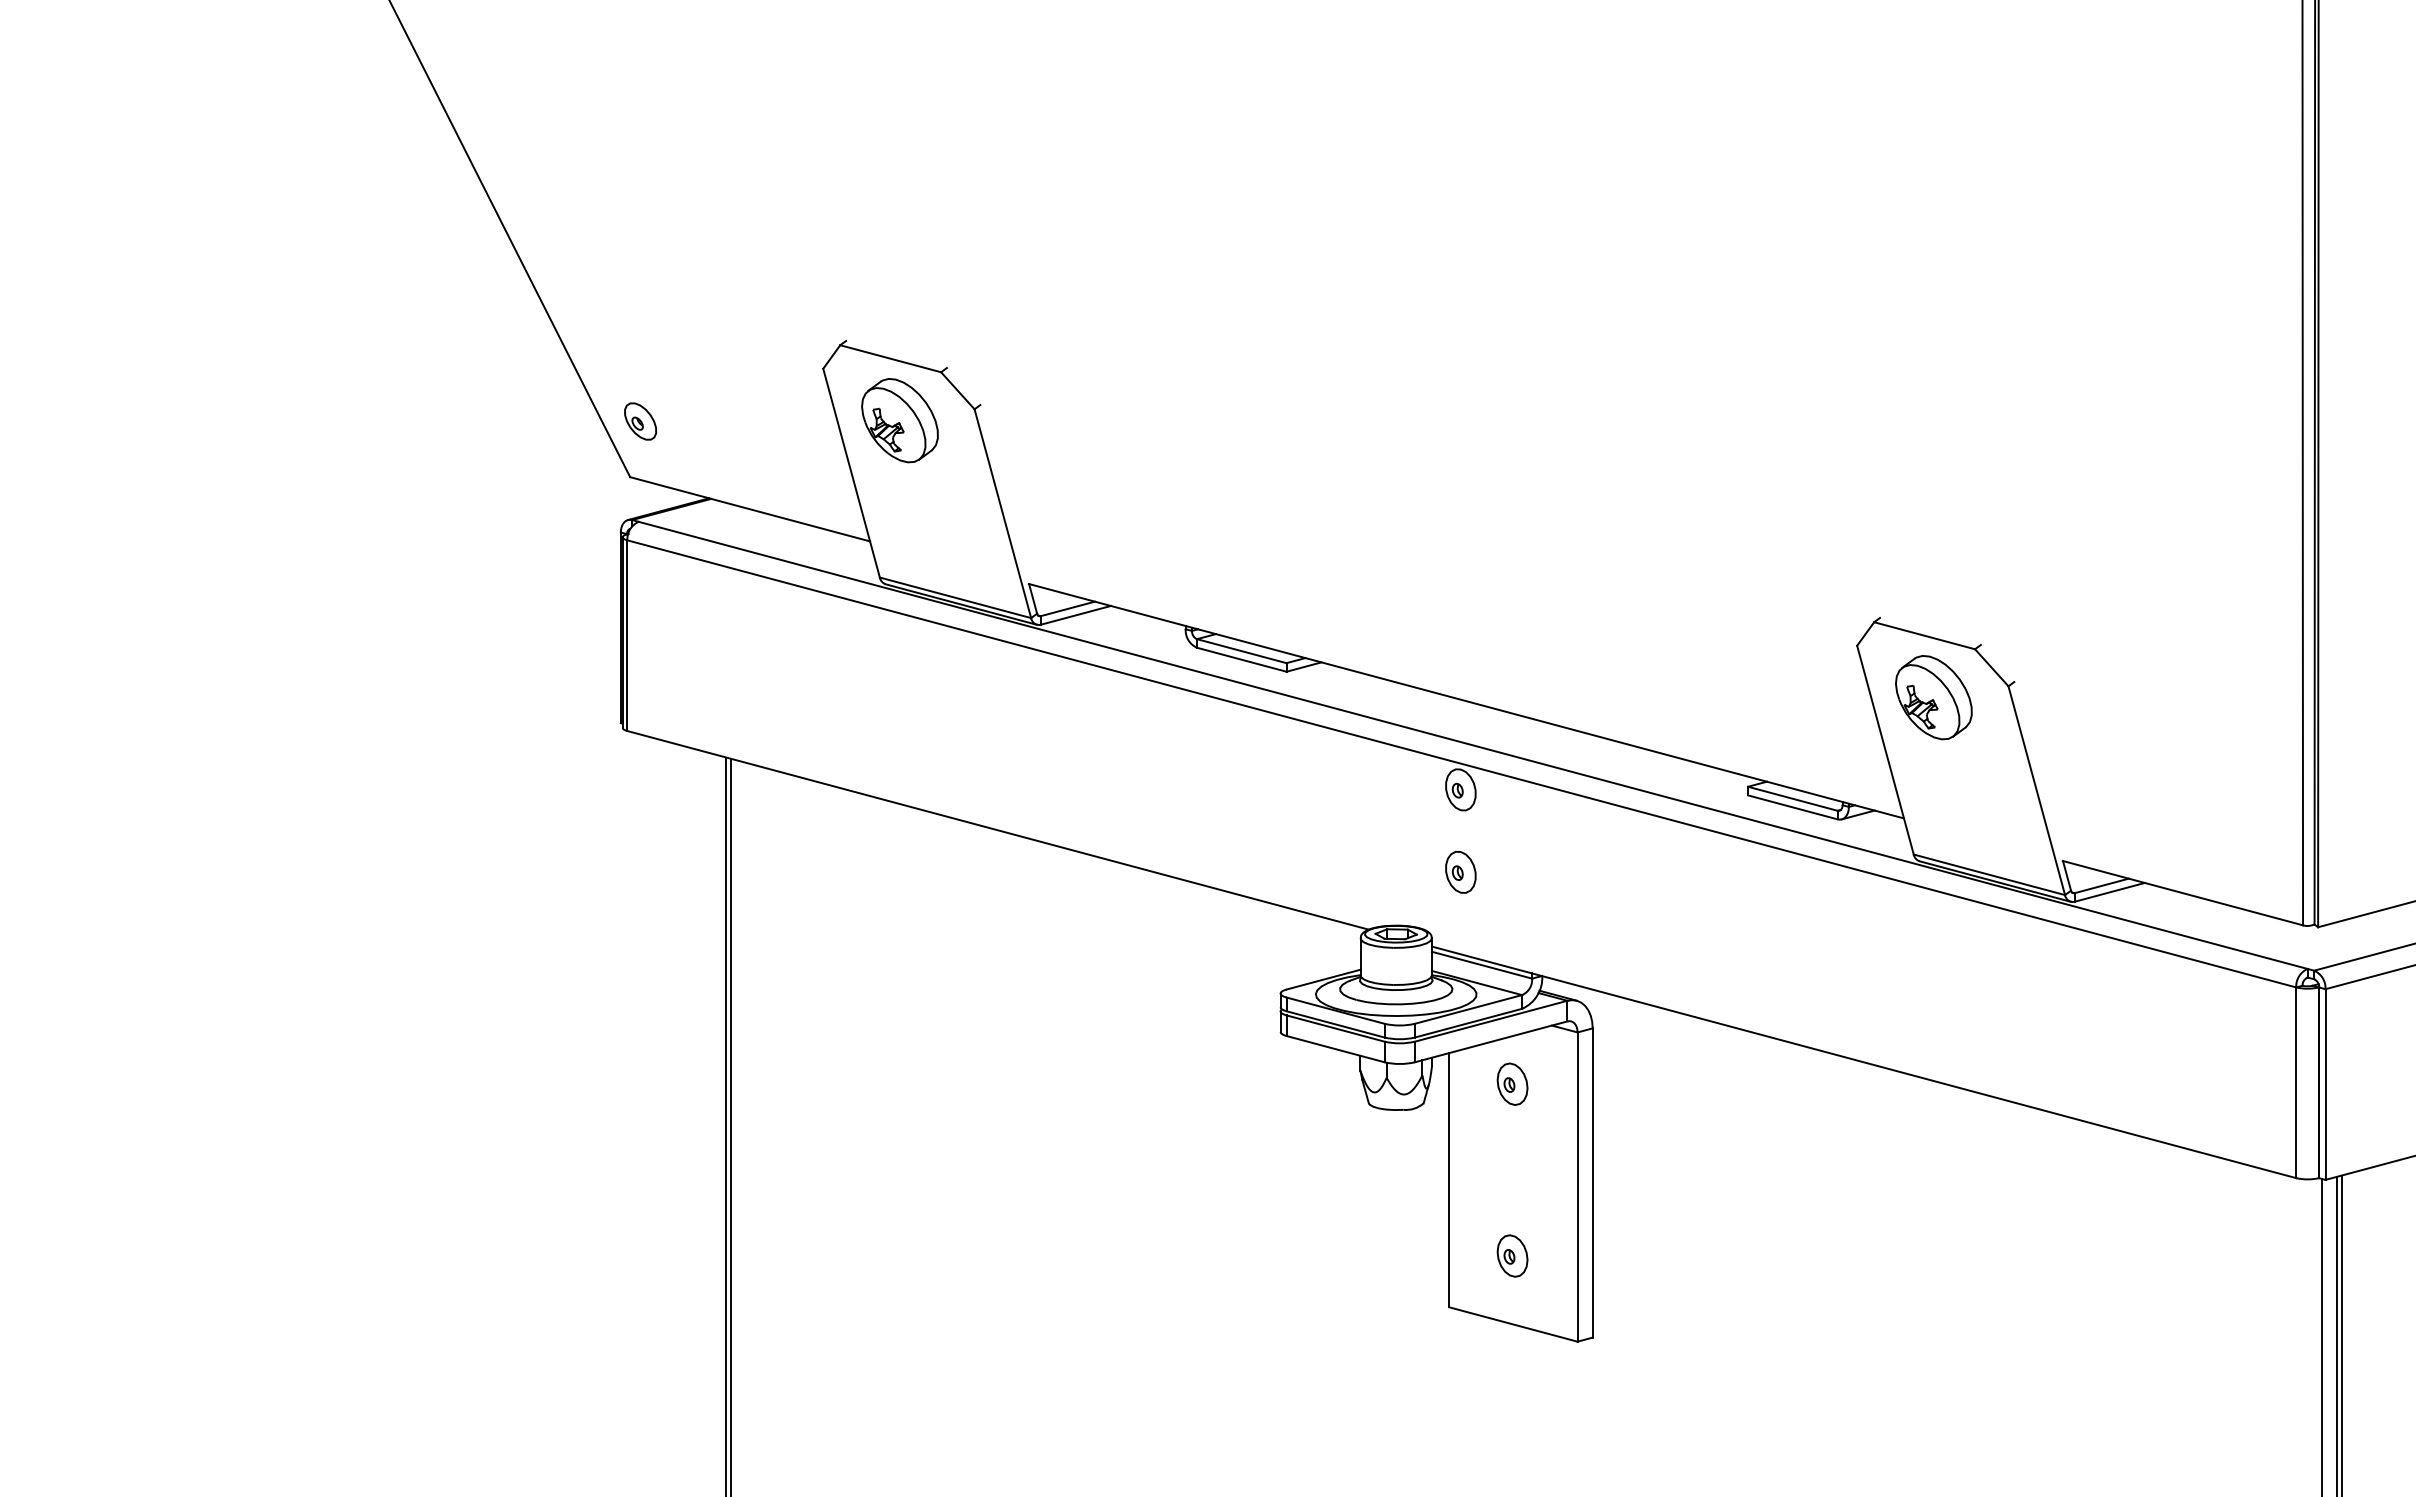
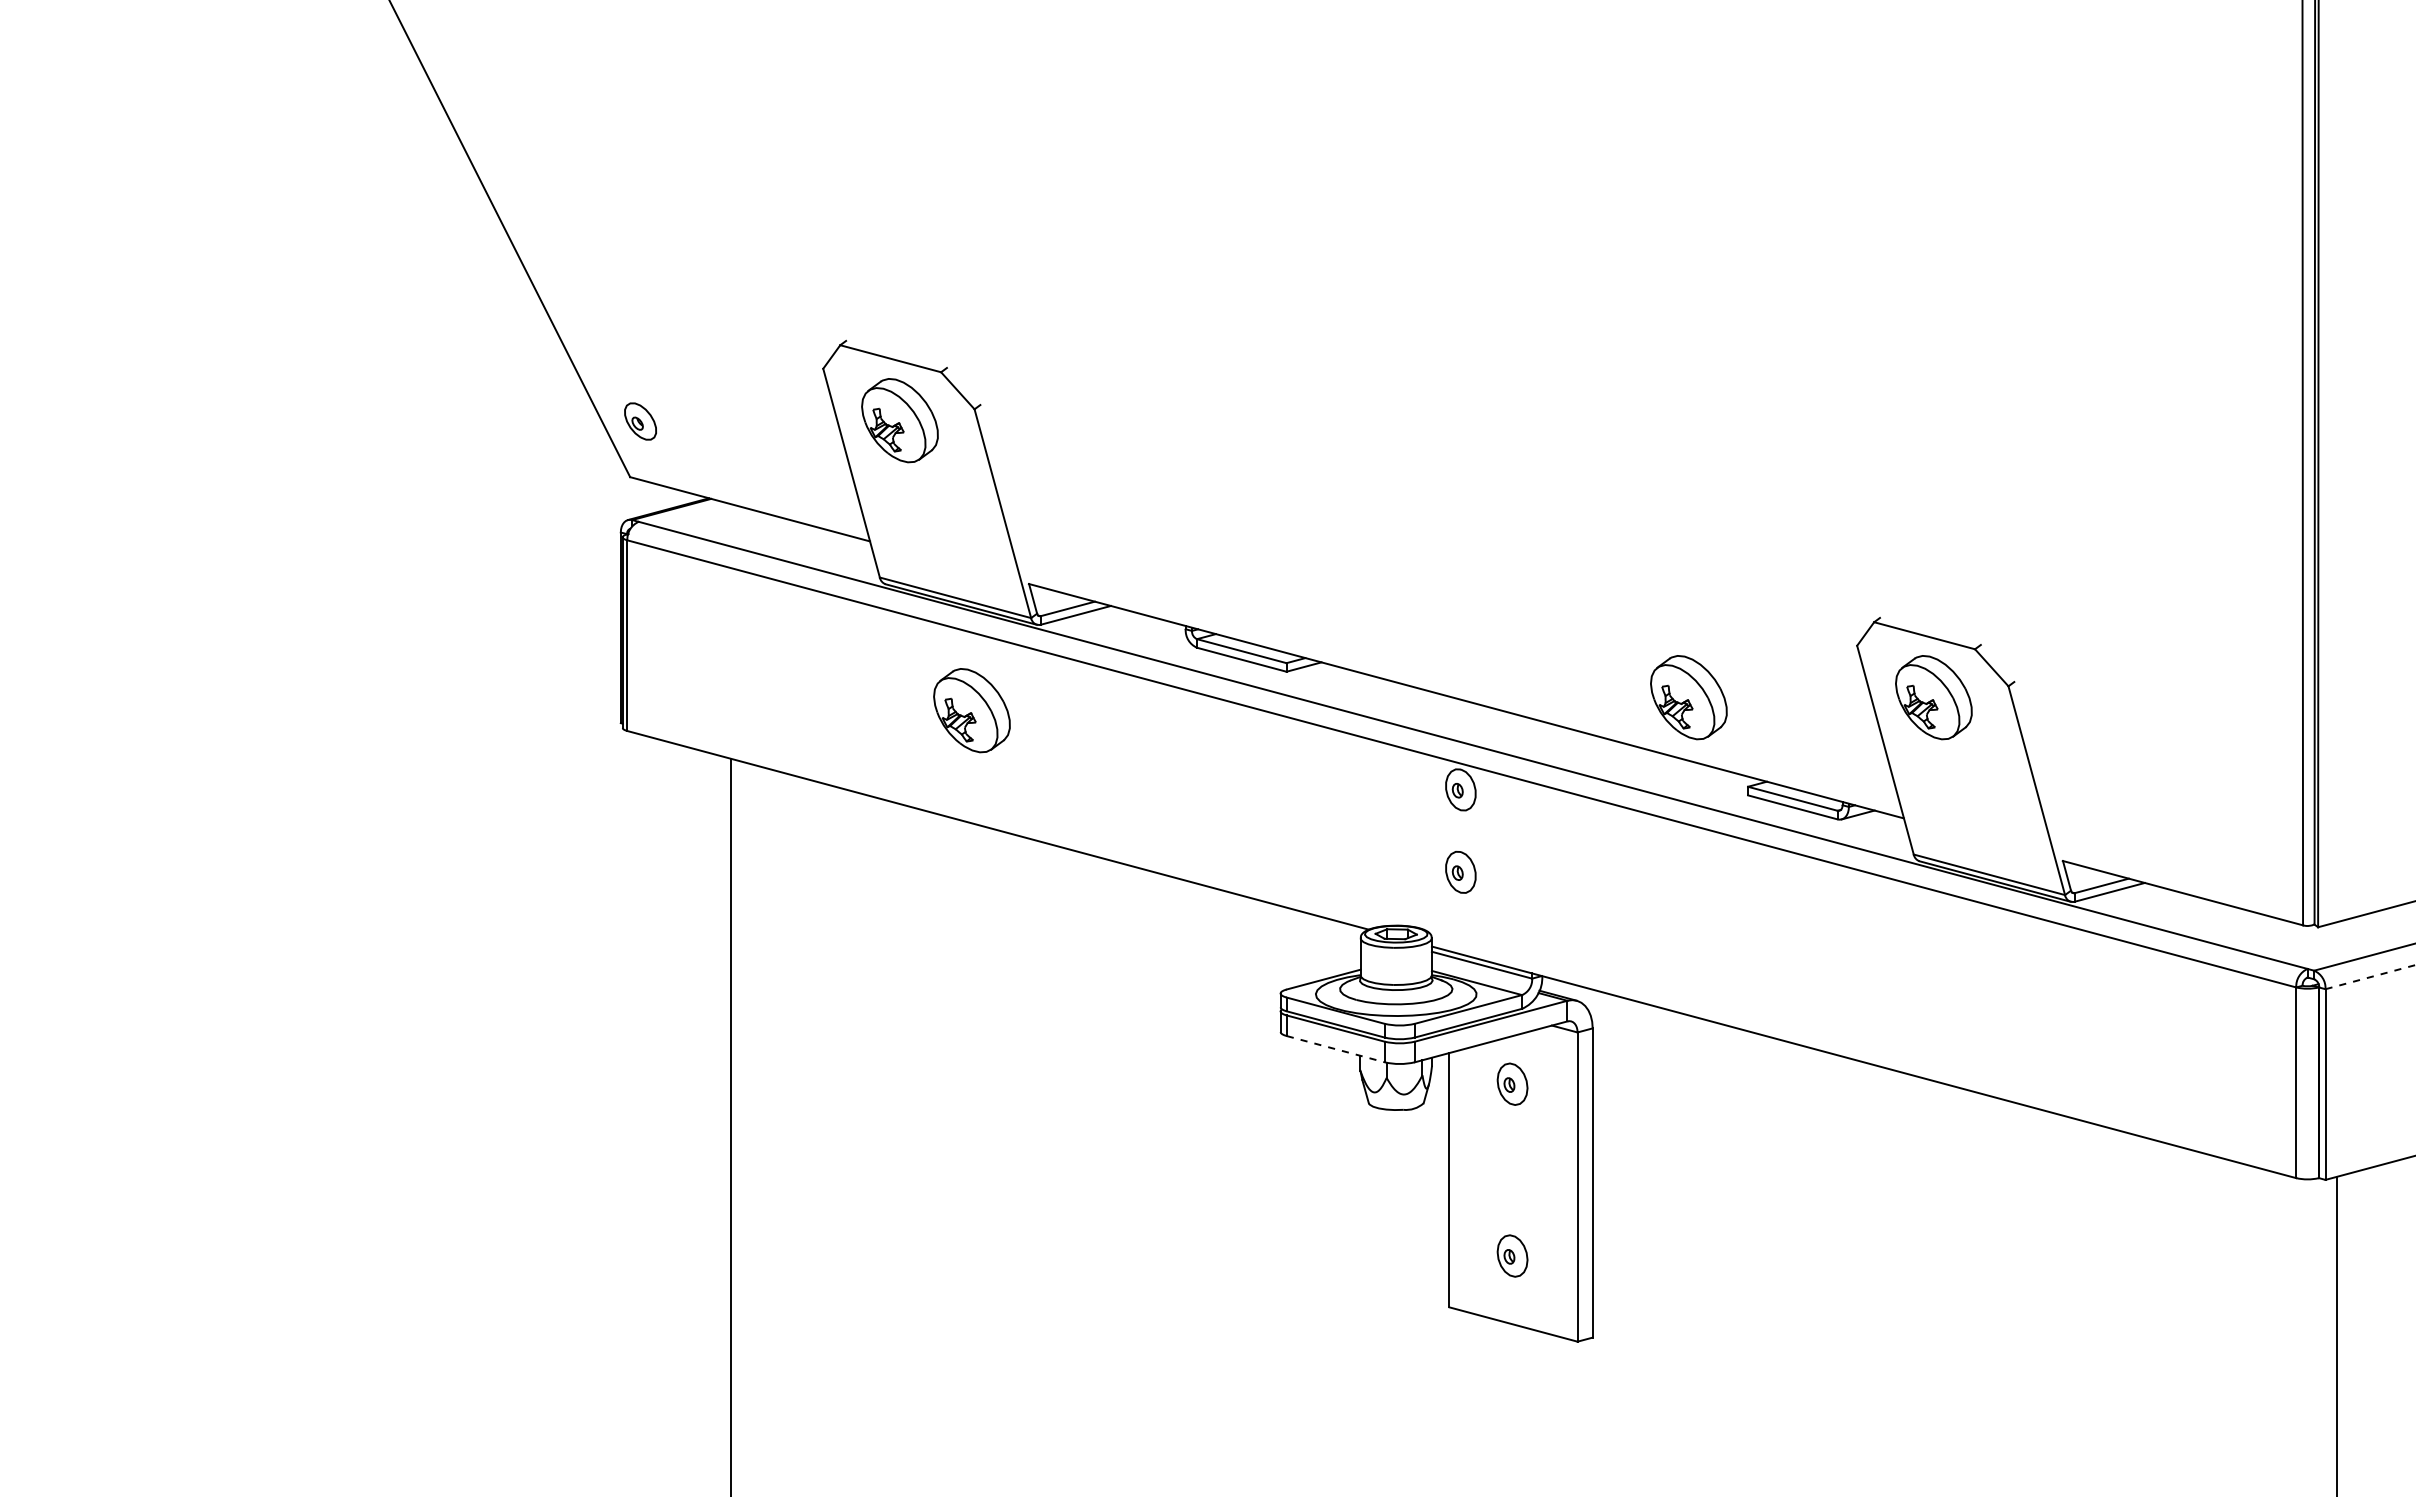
part: none -> present (1688, 697)
part: none -> present (971, 710)
line: solid -> dashed (2370, 977)
line: solid -> dashed (1335, 1049)
line: present -> none (726, 1125)
line: present -> none (2341, 1334)
line: present -> none (2321, 1335)
